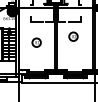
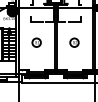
part position: (73, 36) -> (74, 42) (74, 42)
